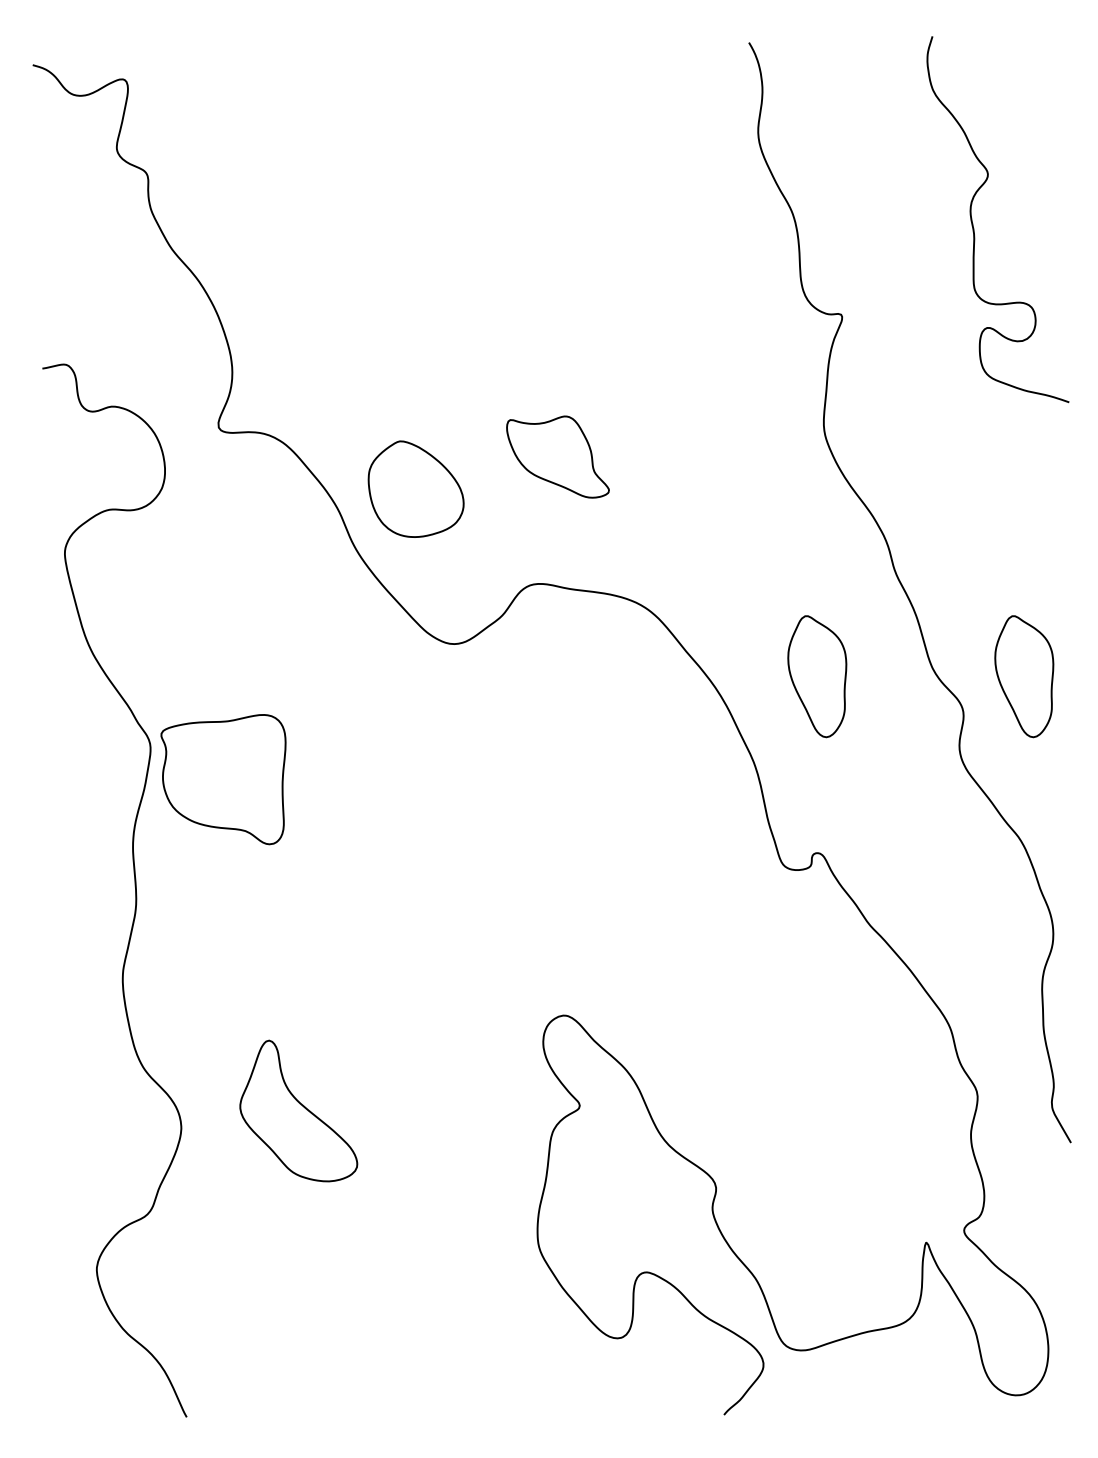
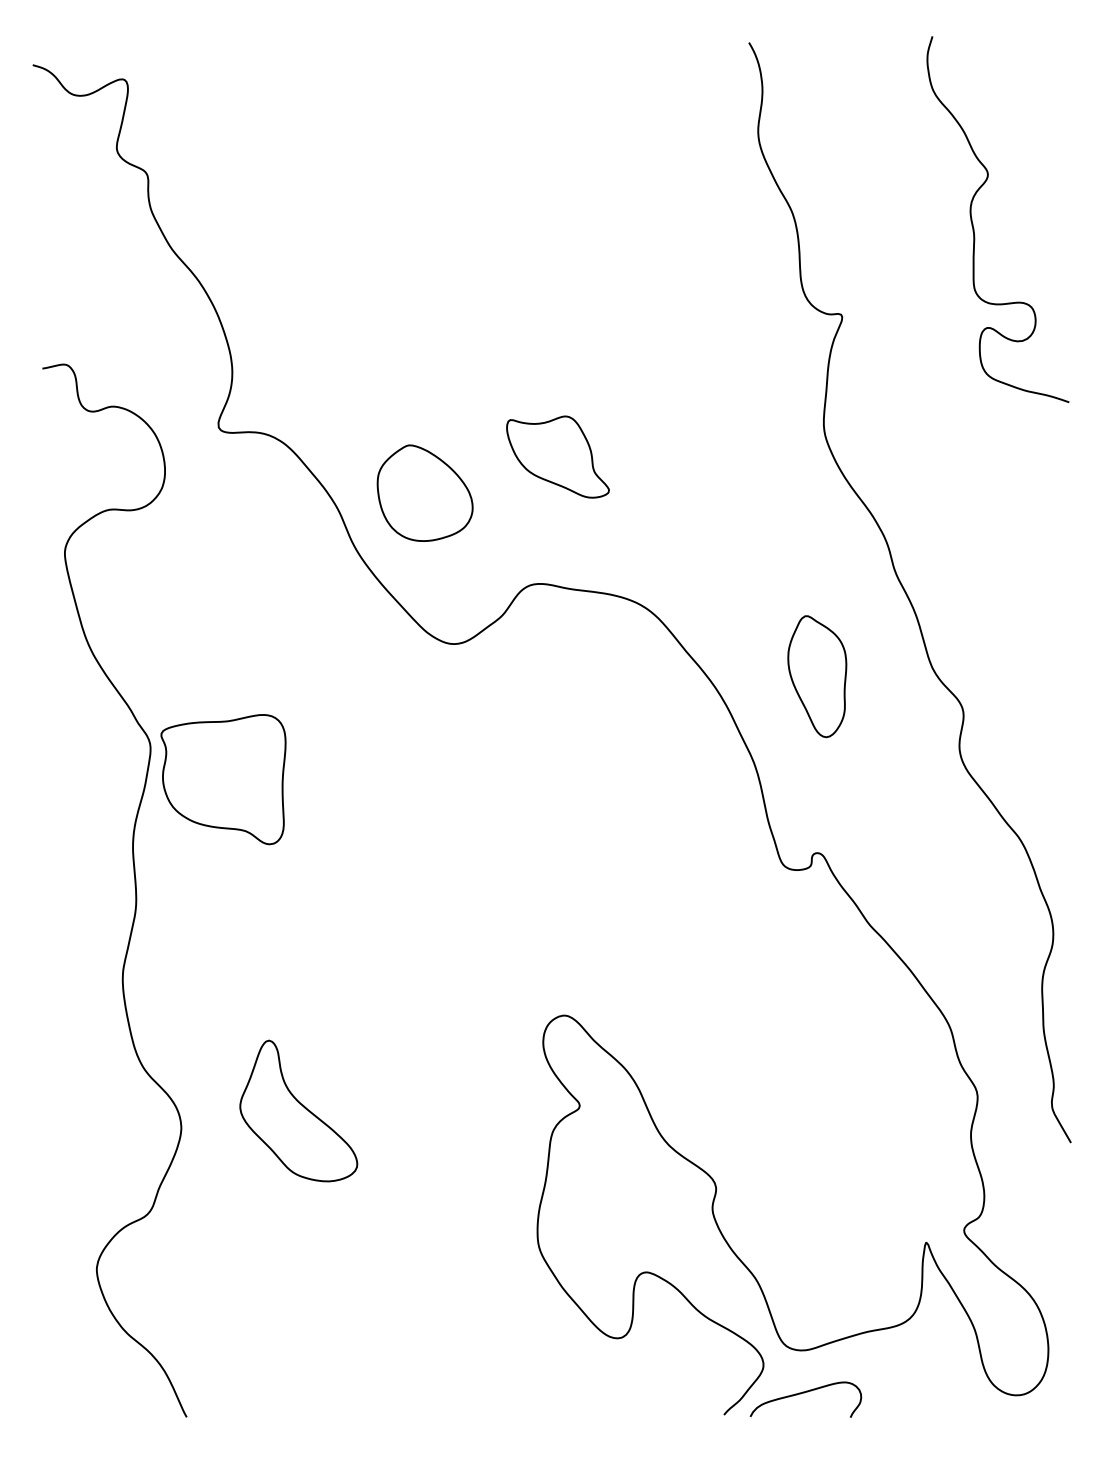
part position: (415, 488) -> (424, 492) (424, 492)
part: present -> none (1024, 676)
curve: none -> present (804, 1393)
